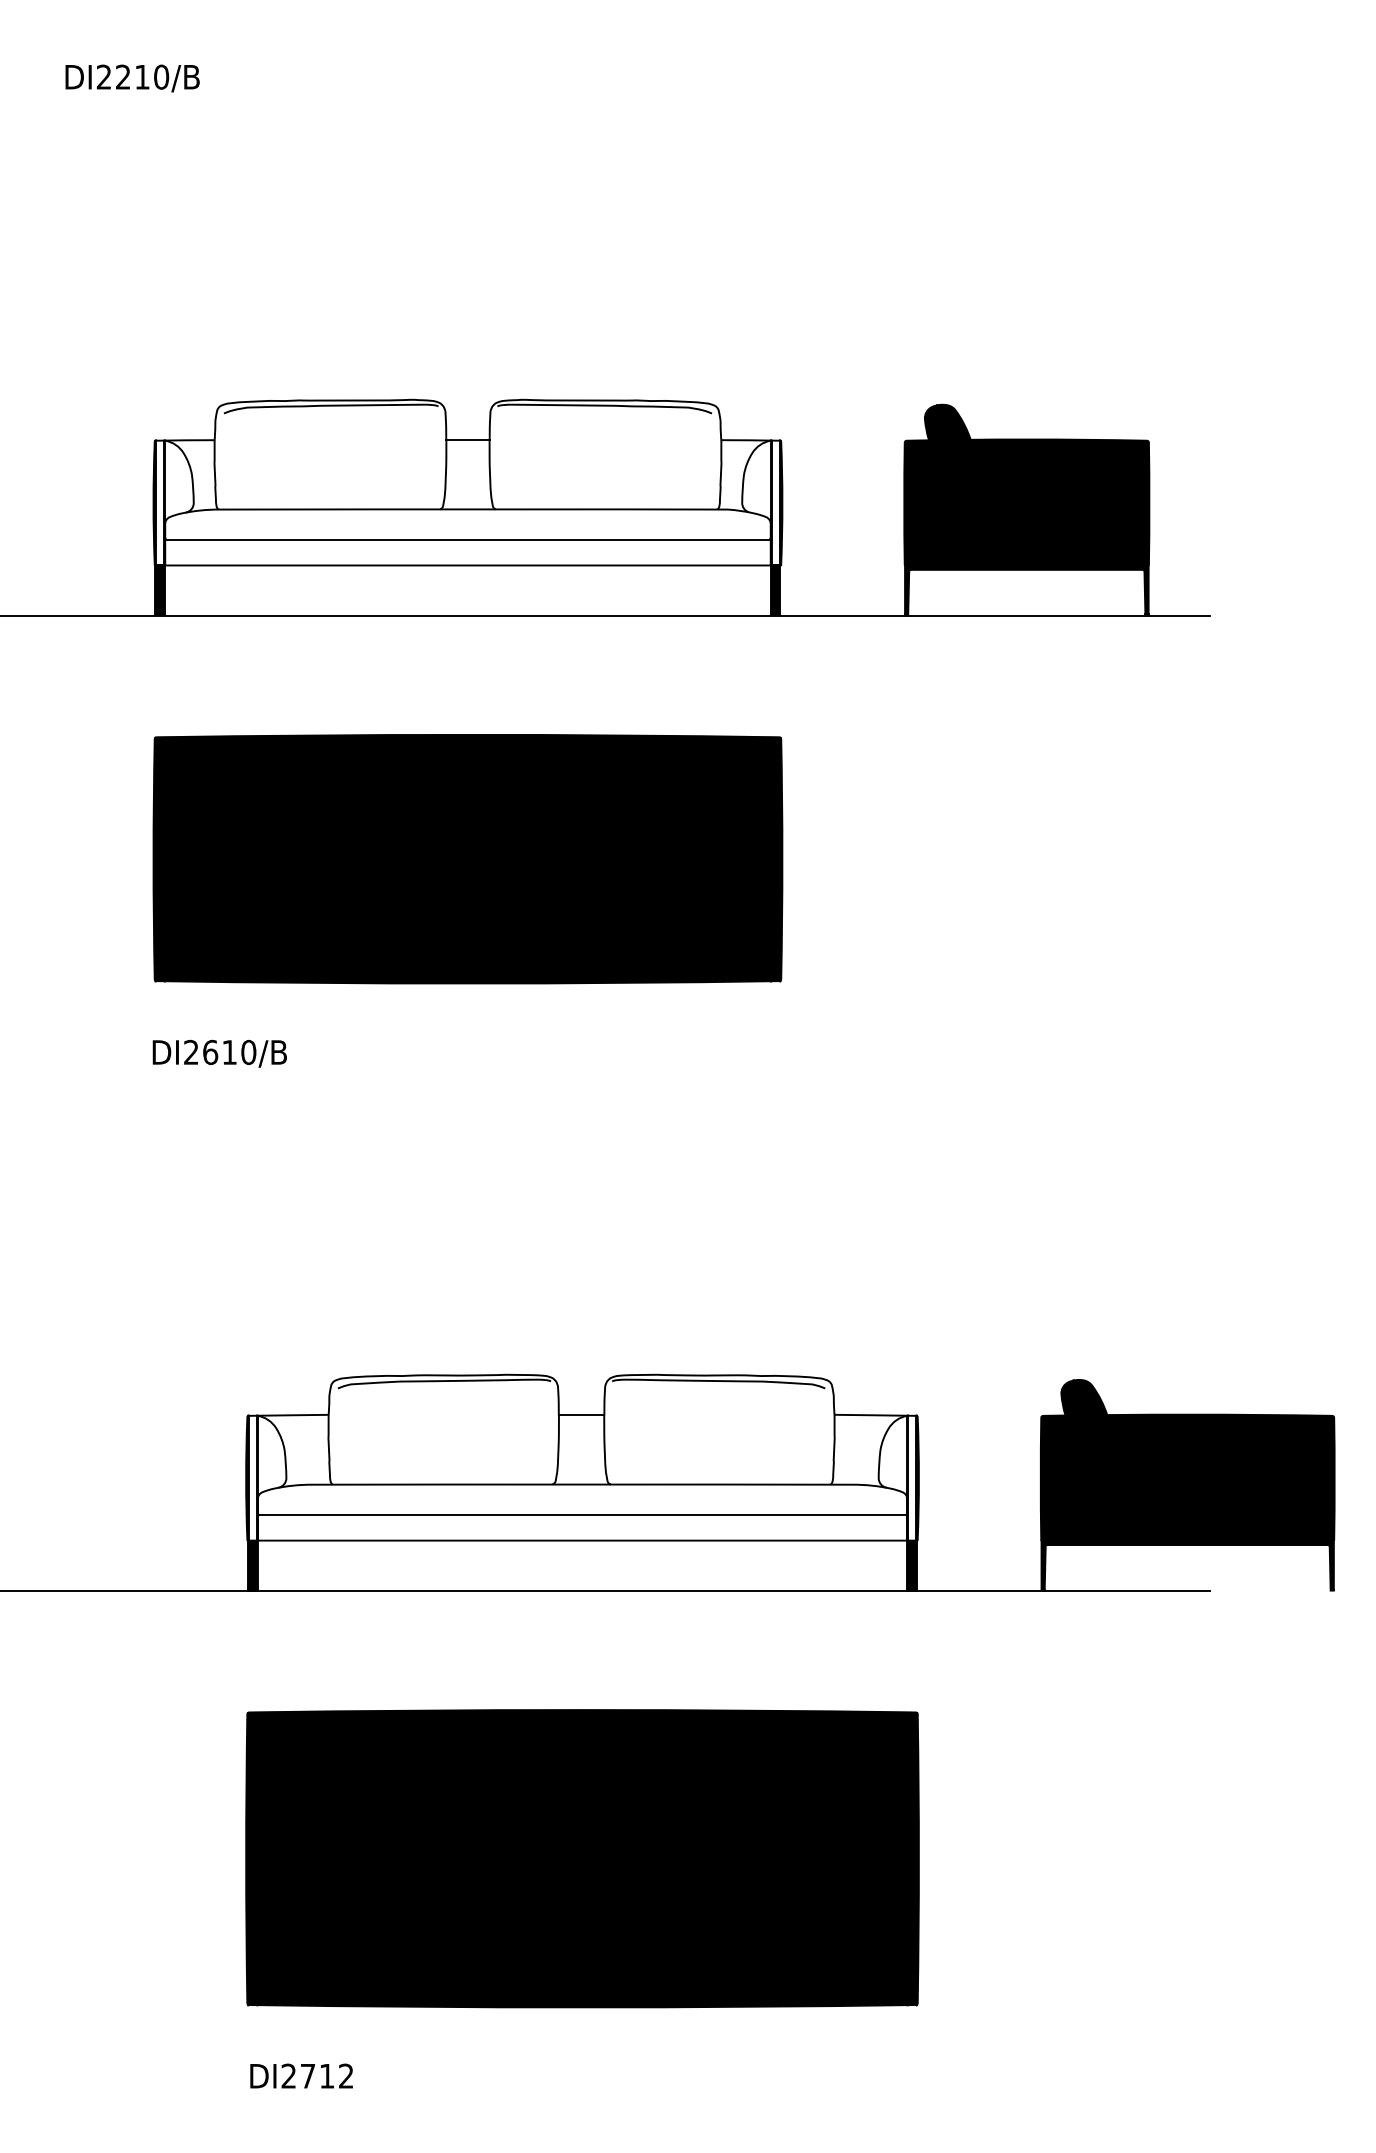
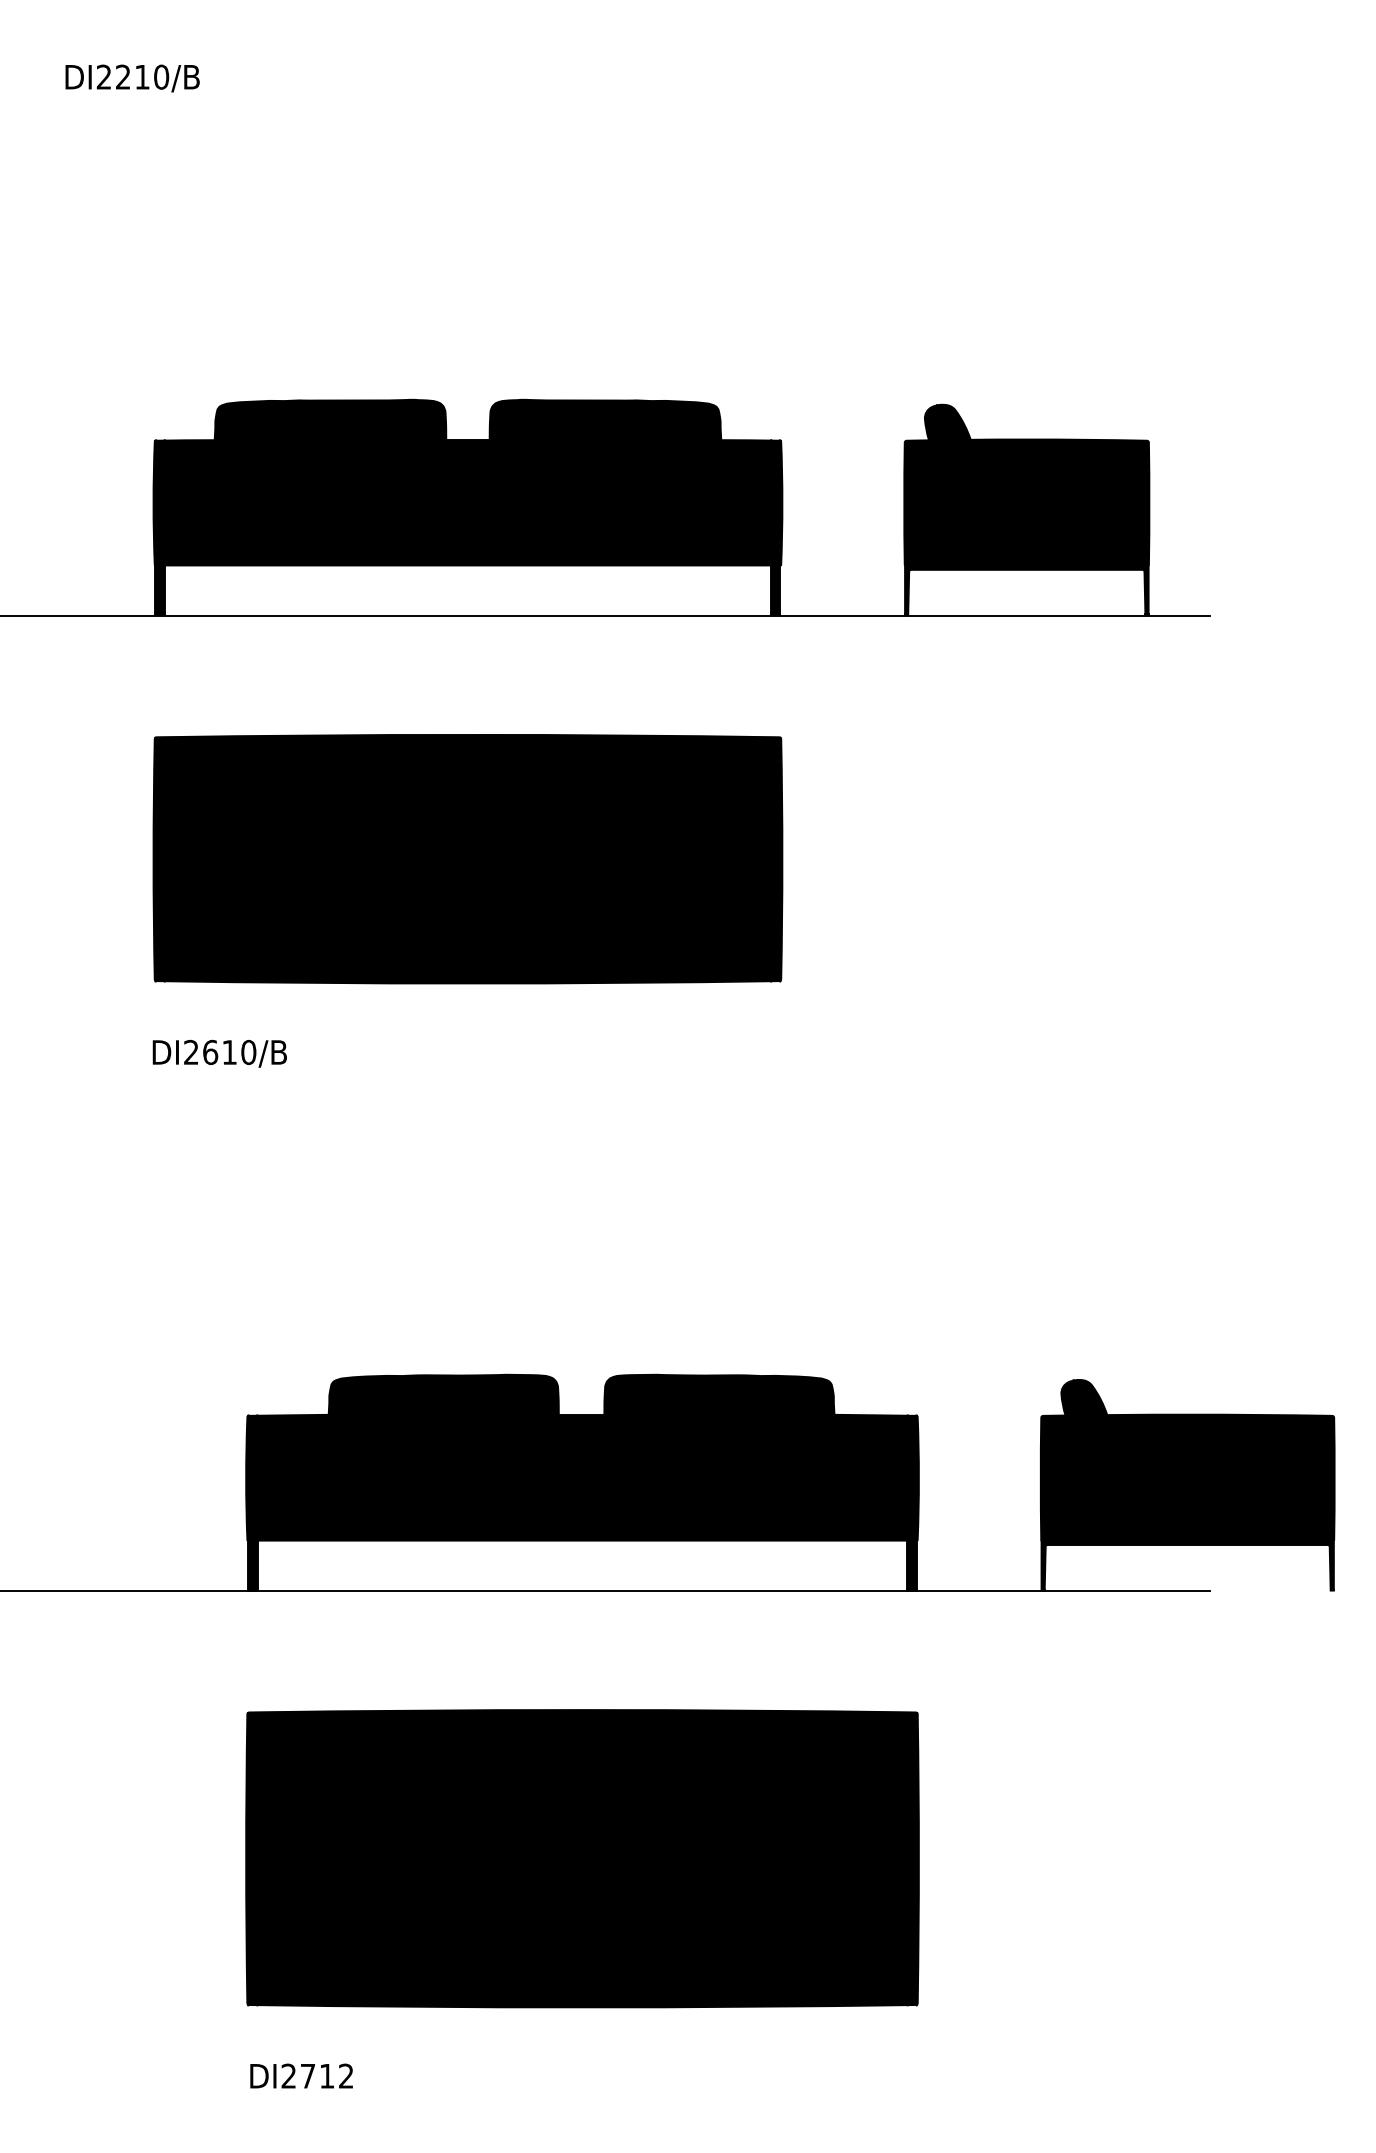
fill: none -> present (467, 482)
fill: none -> present (582, 1457)
